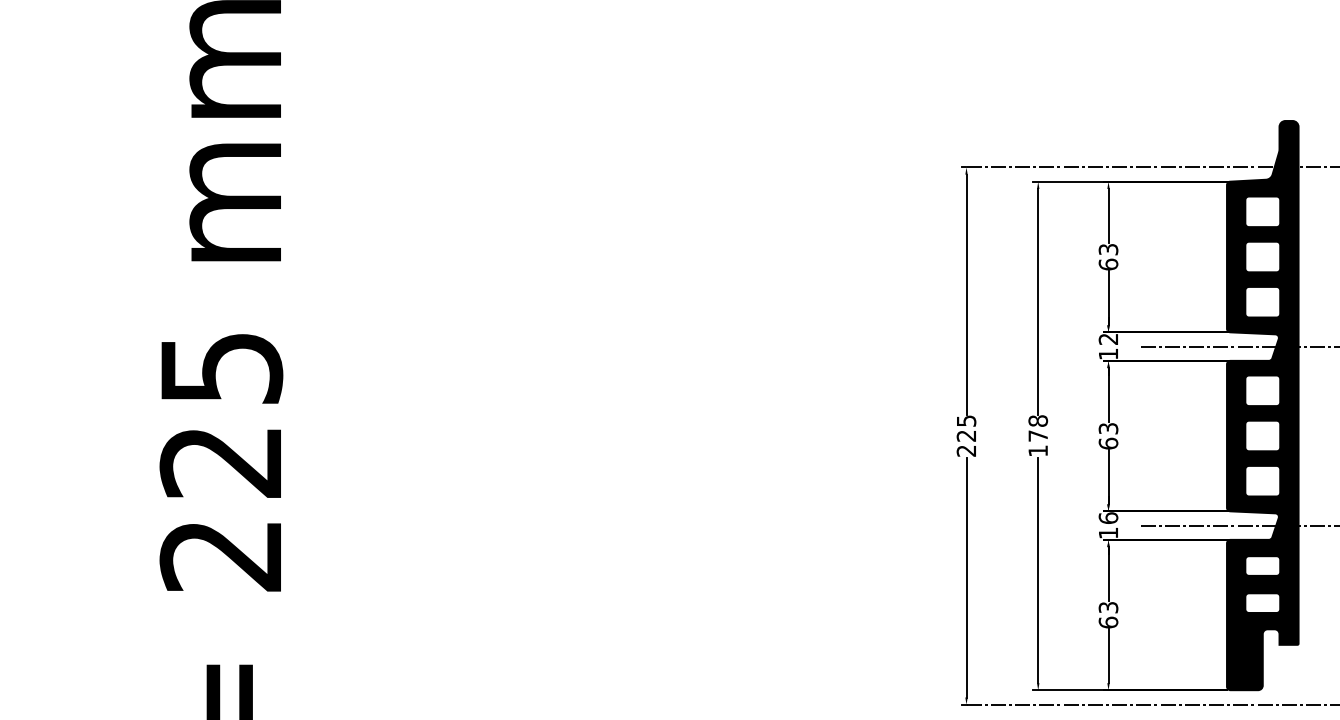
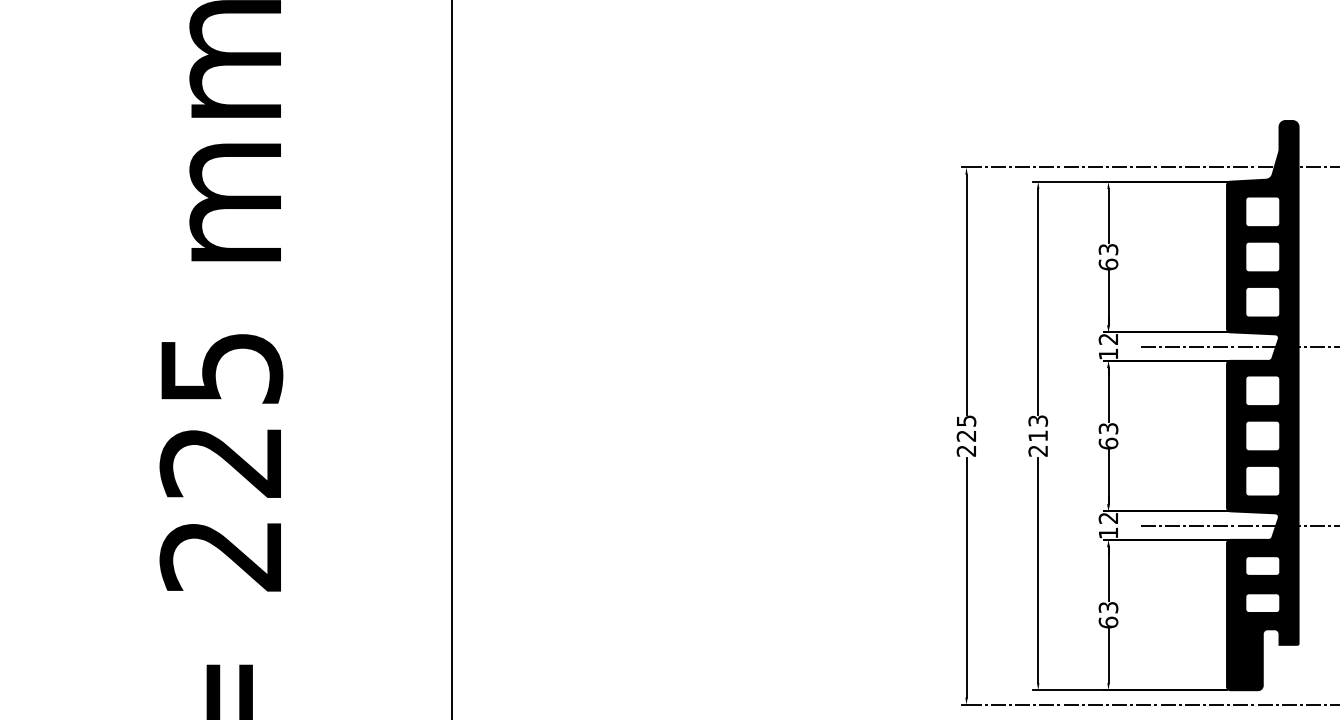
line: none -> present (451, 359)
text: 178 -> 213 (1038, 435)
text: 16 -> 12 (1108, 517)
